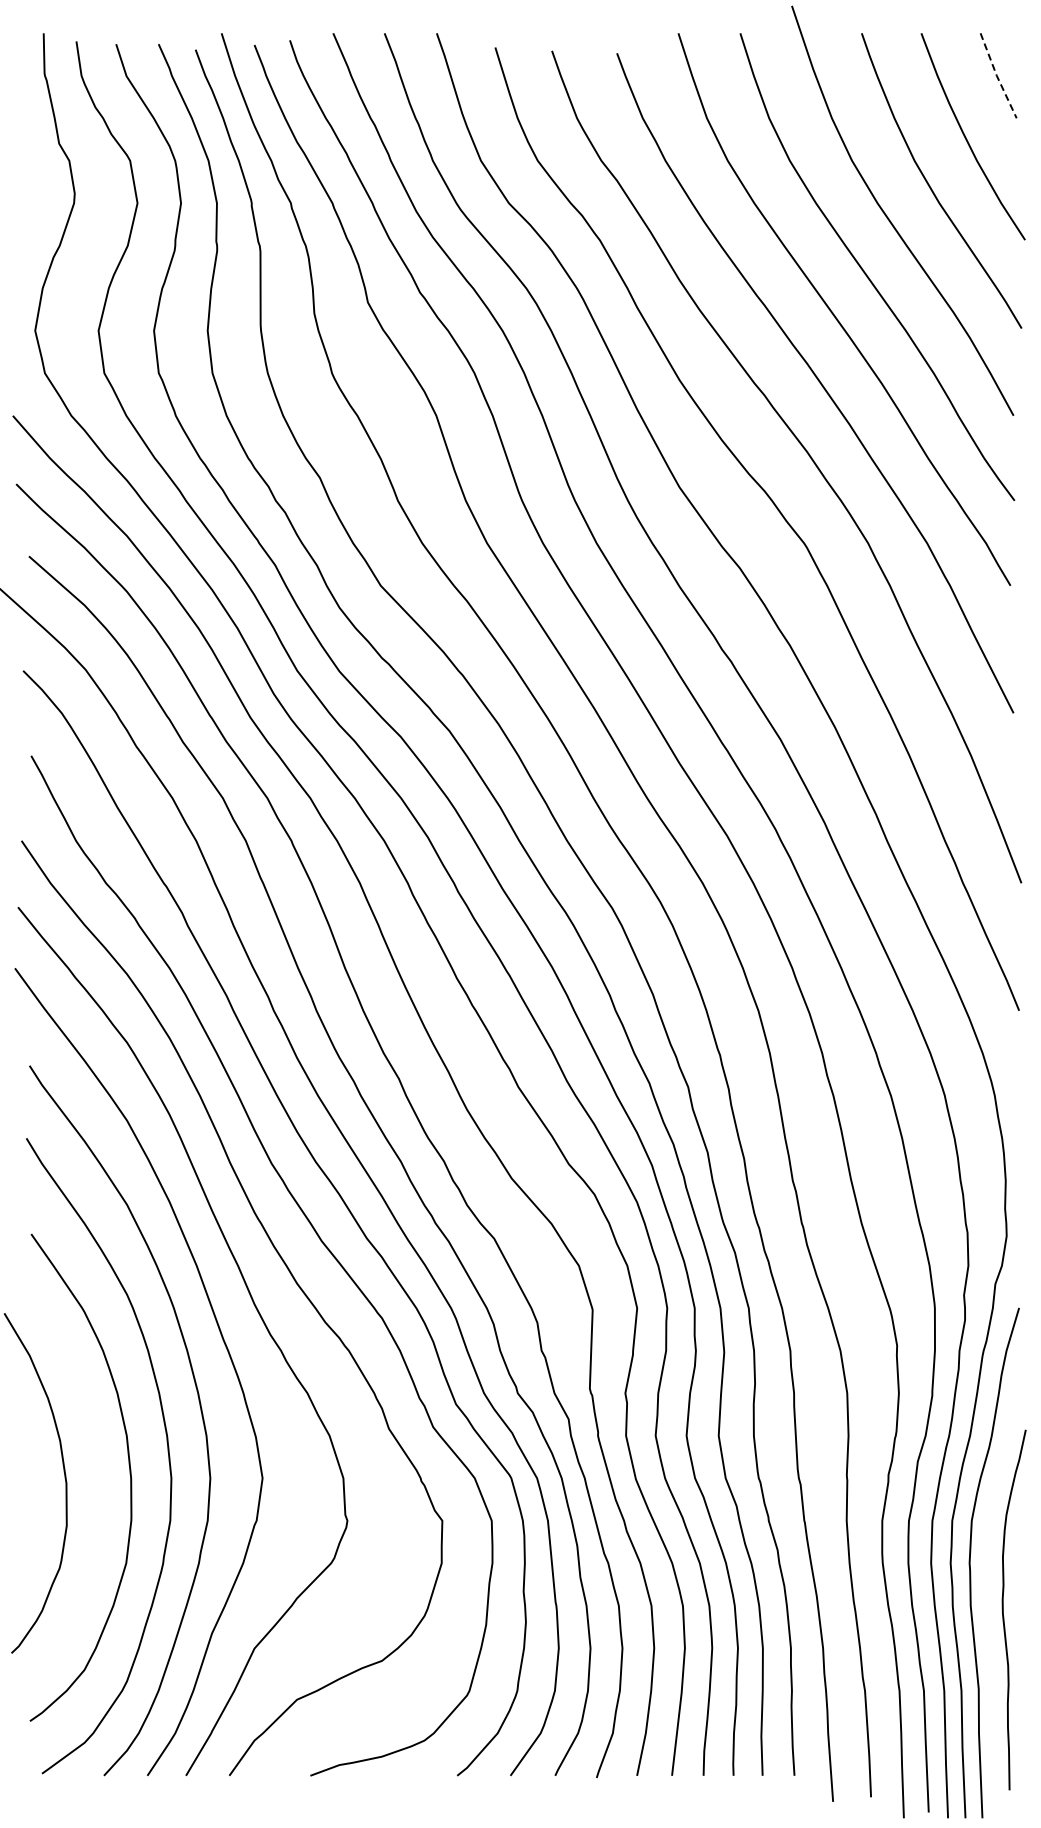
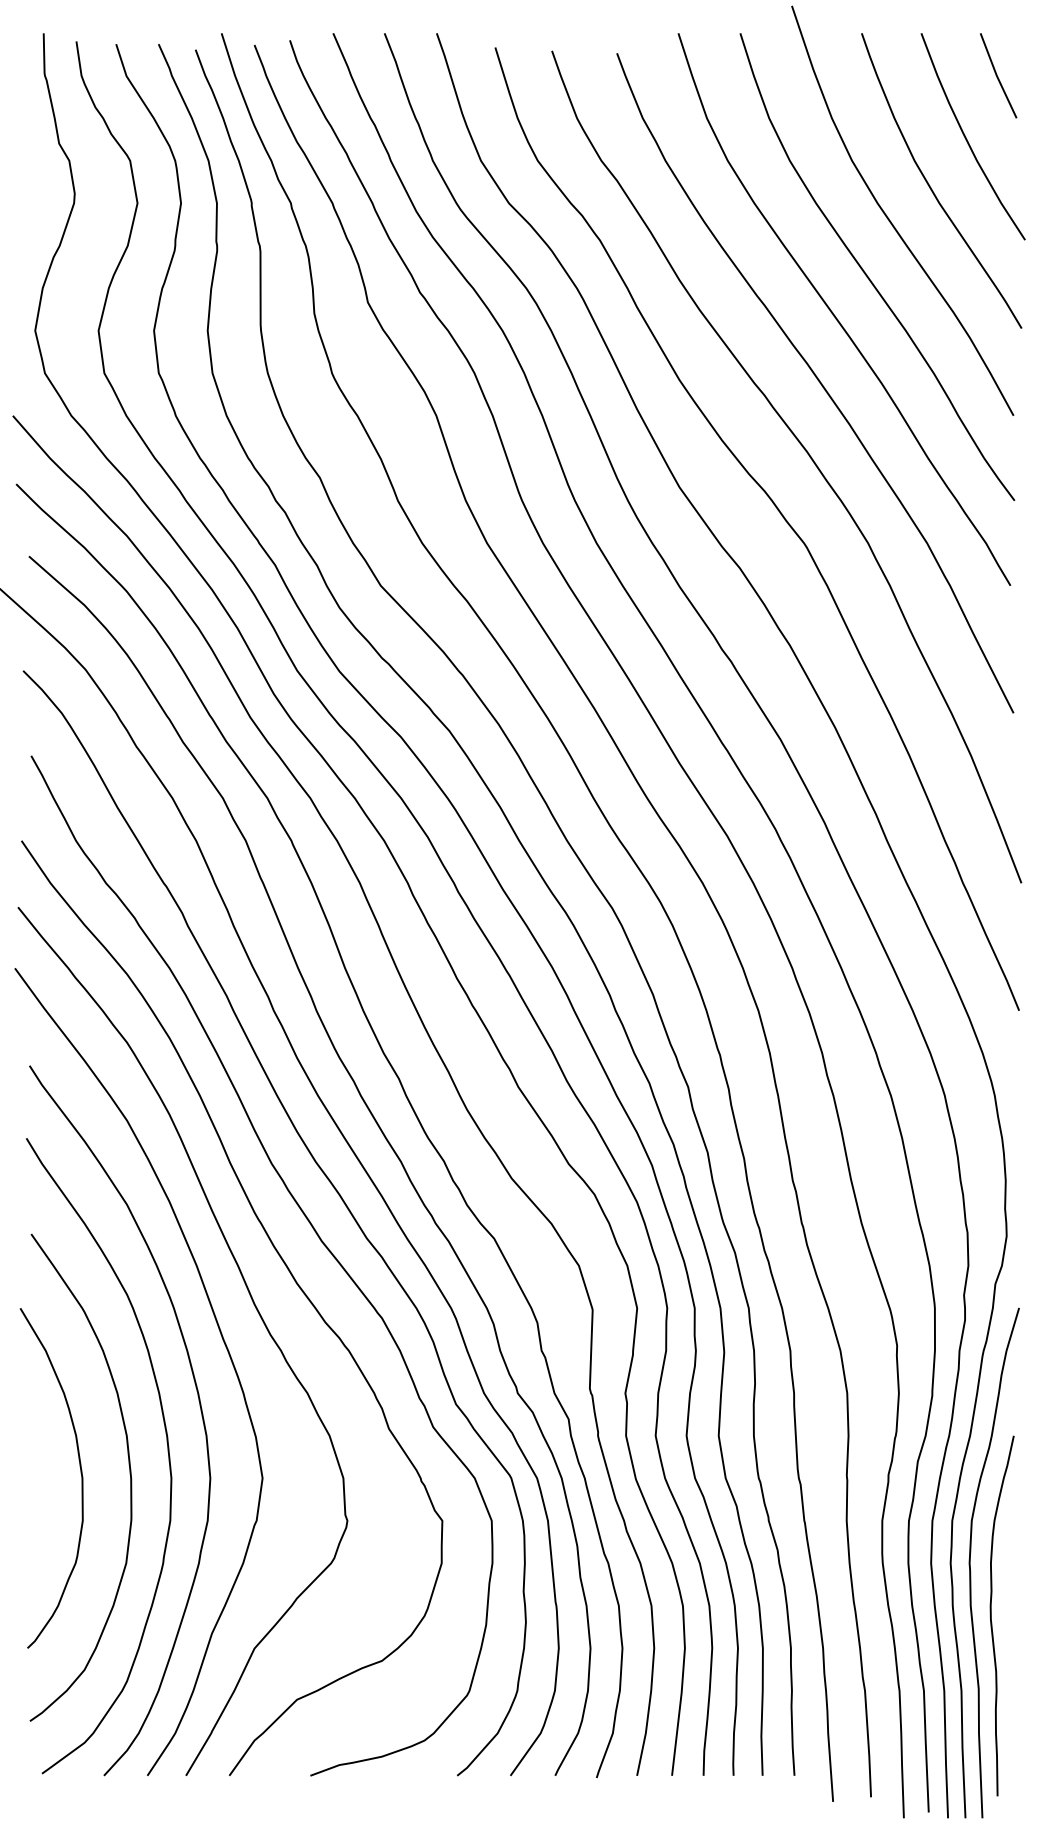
line: dashed -> solid (996, 75)
curve position: (64, 1478) -> (80, 1473) (80, 1473)
curve position: (1003, 1609) -> (991, 1615) (991, 1615)
